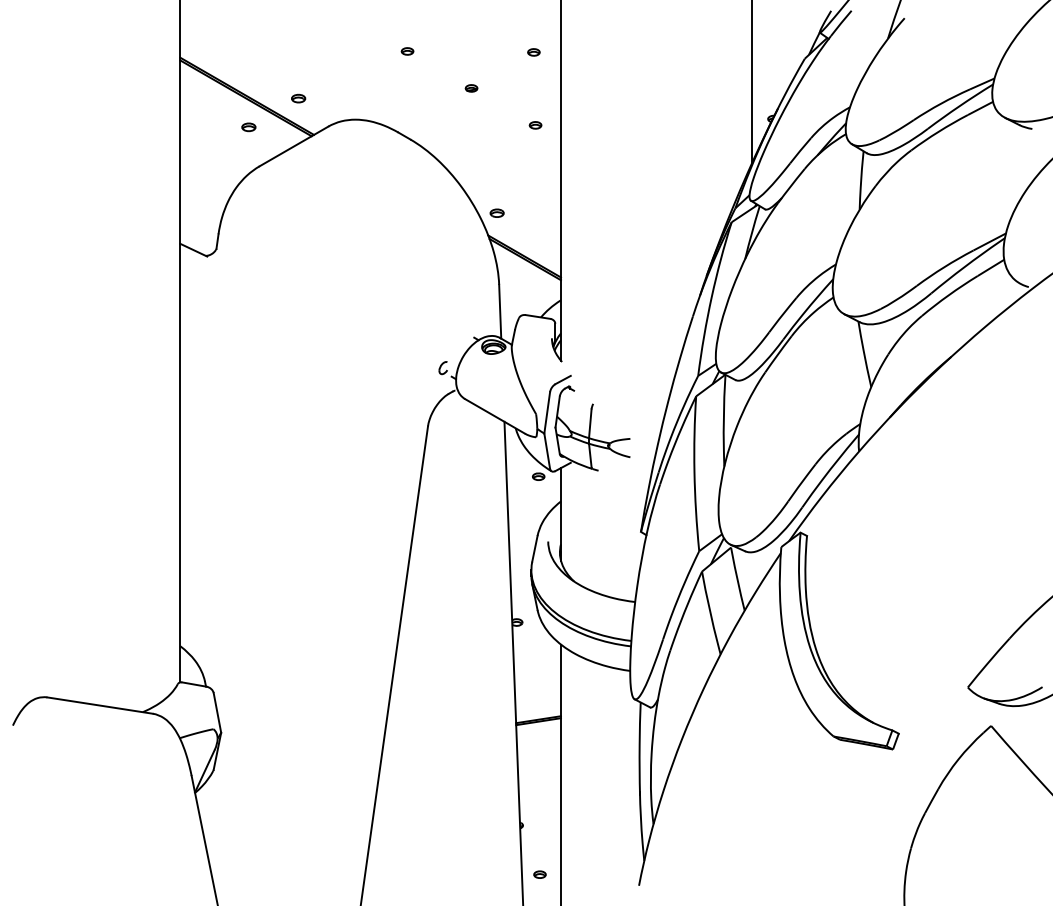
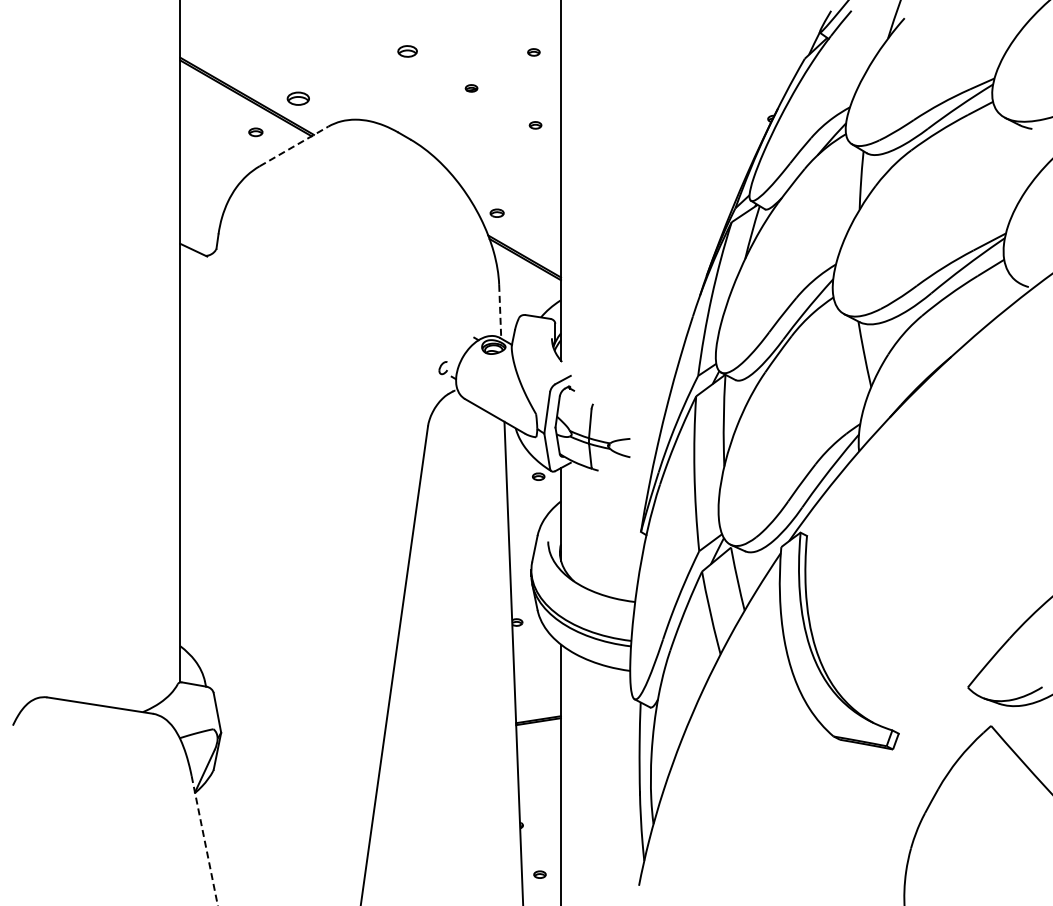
part size: 15x9 px -> 21x13 px (407, 51)
line: present -> none (752, 82)
part size: 16x11 px -> 24x15 px (297, 98)
part position: (248, 127) -> (255, 132) (255, 132)
line: solid -> dashed (294, 146)
line: solid -> dashed (500, 311)
line: solid -> dashed (204, 840)
